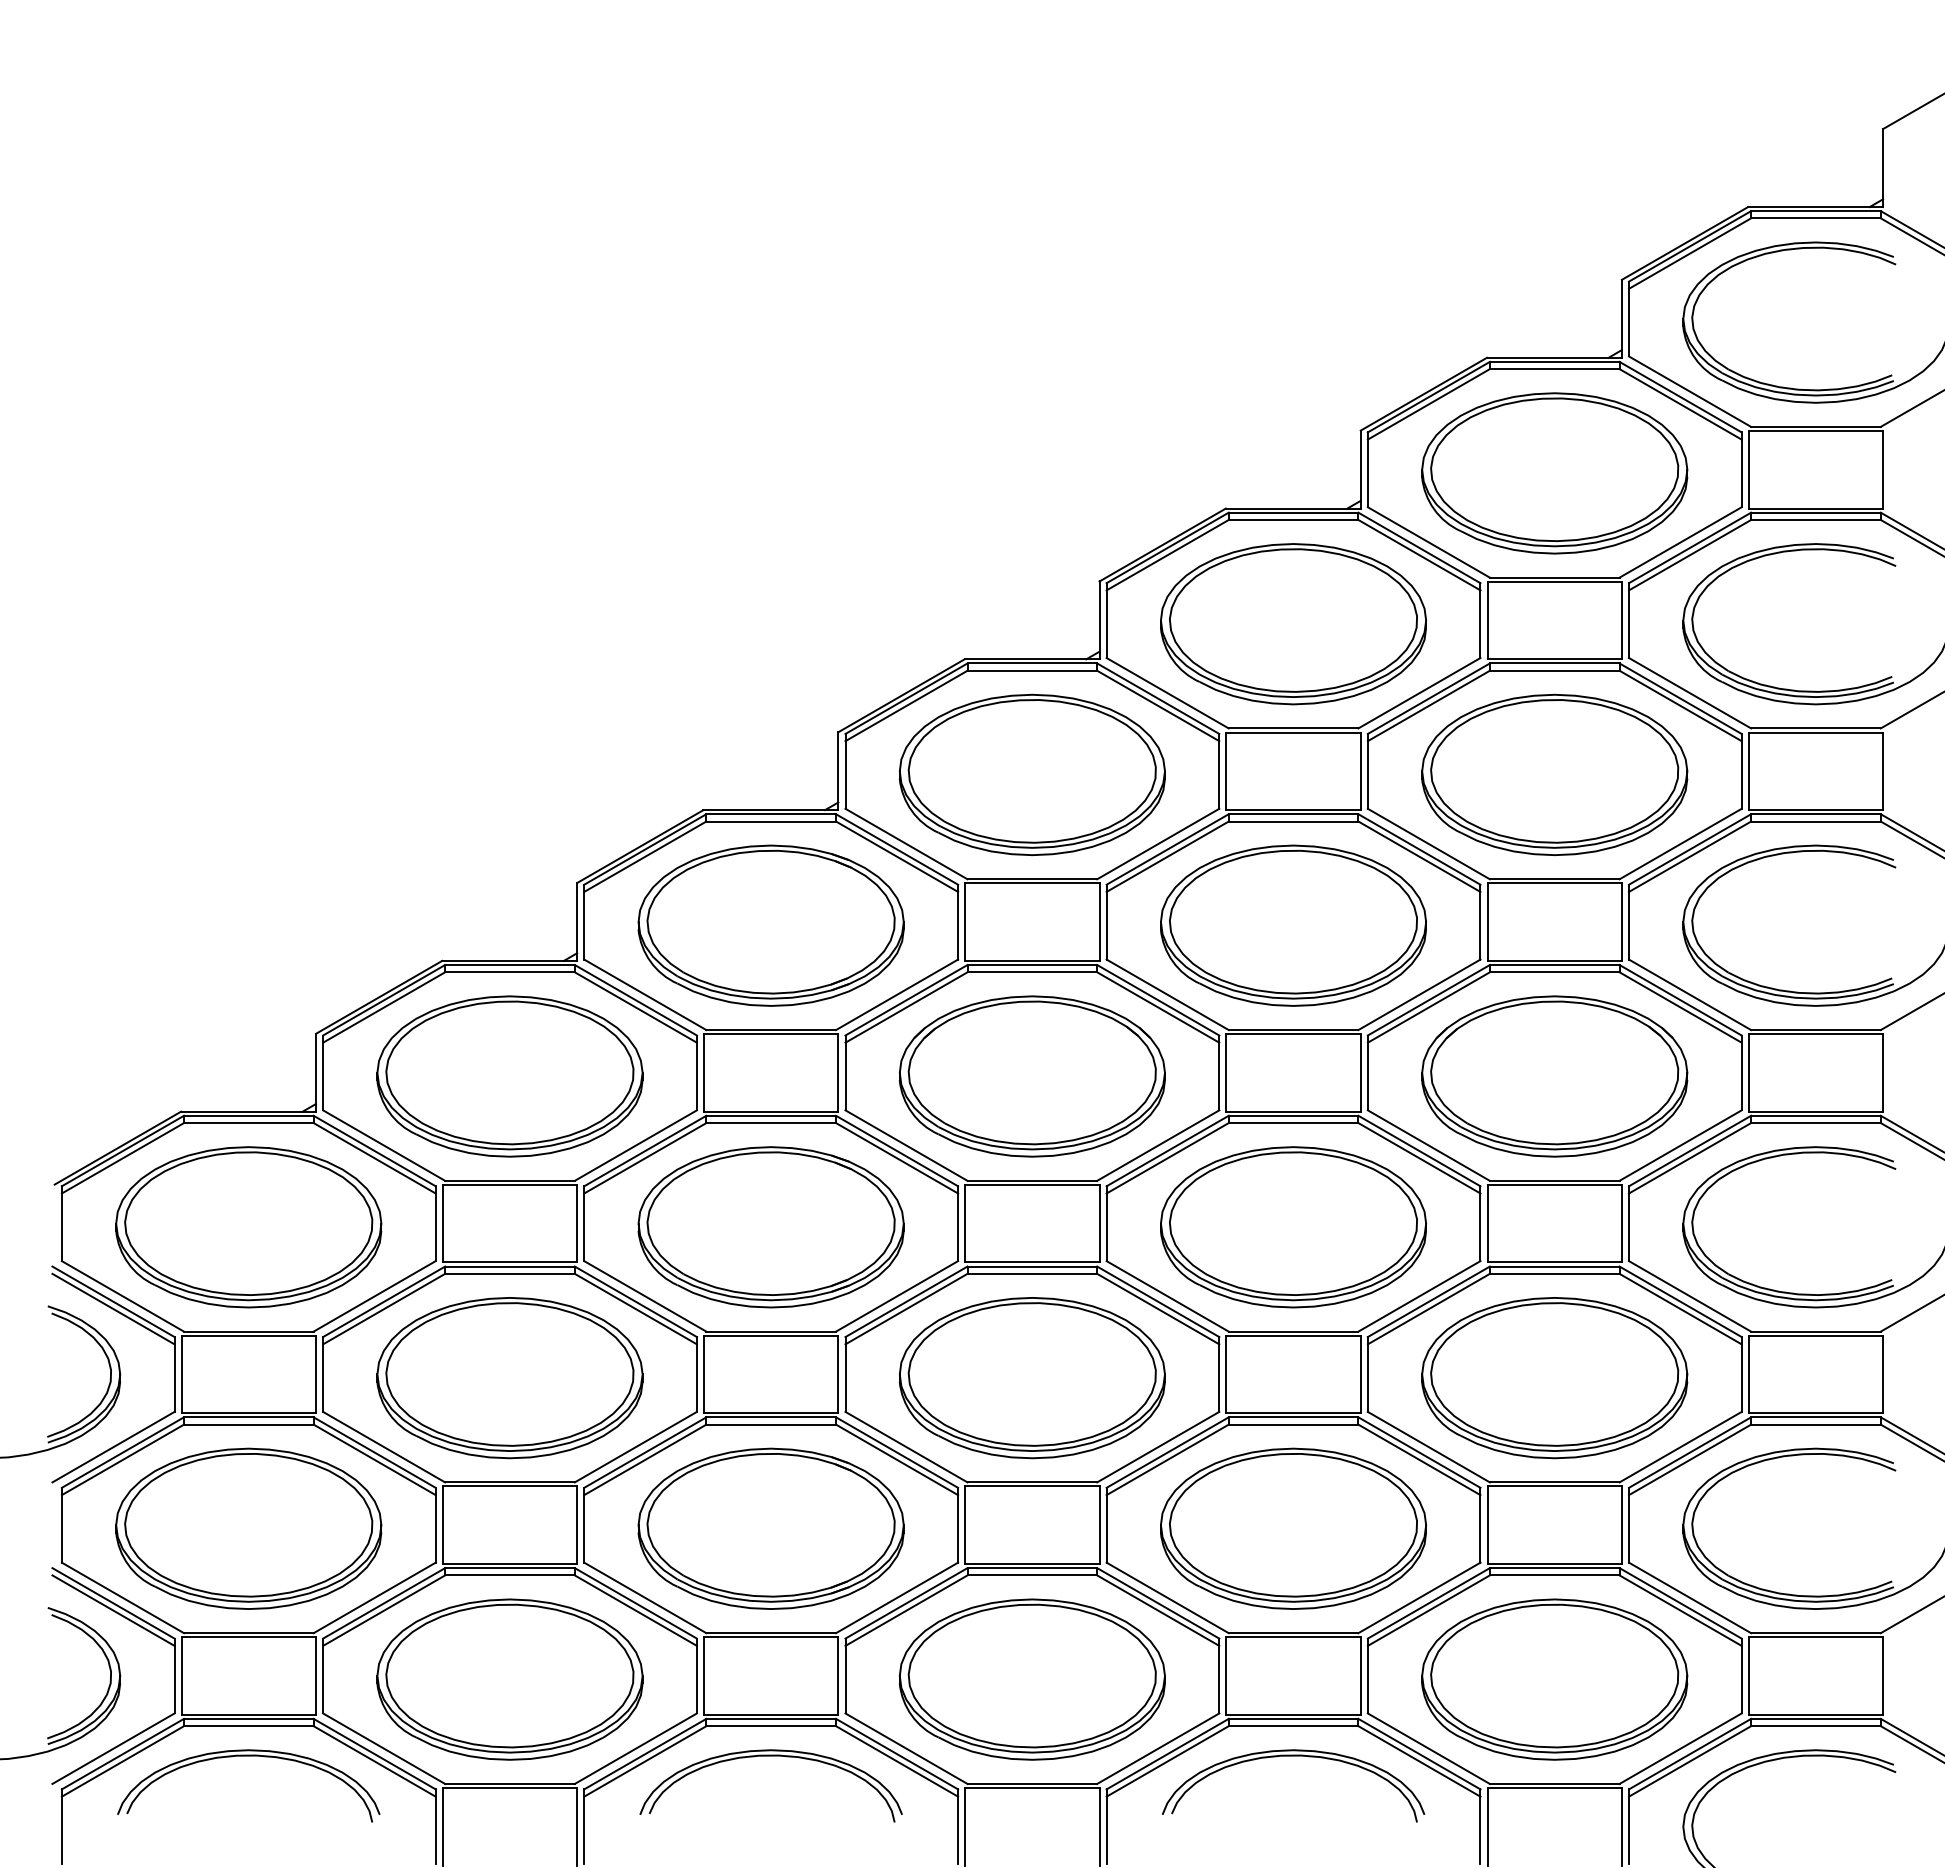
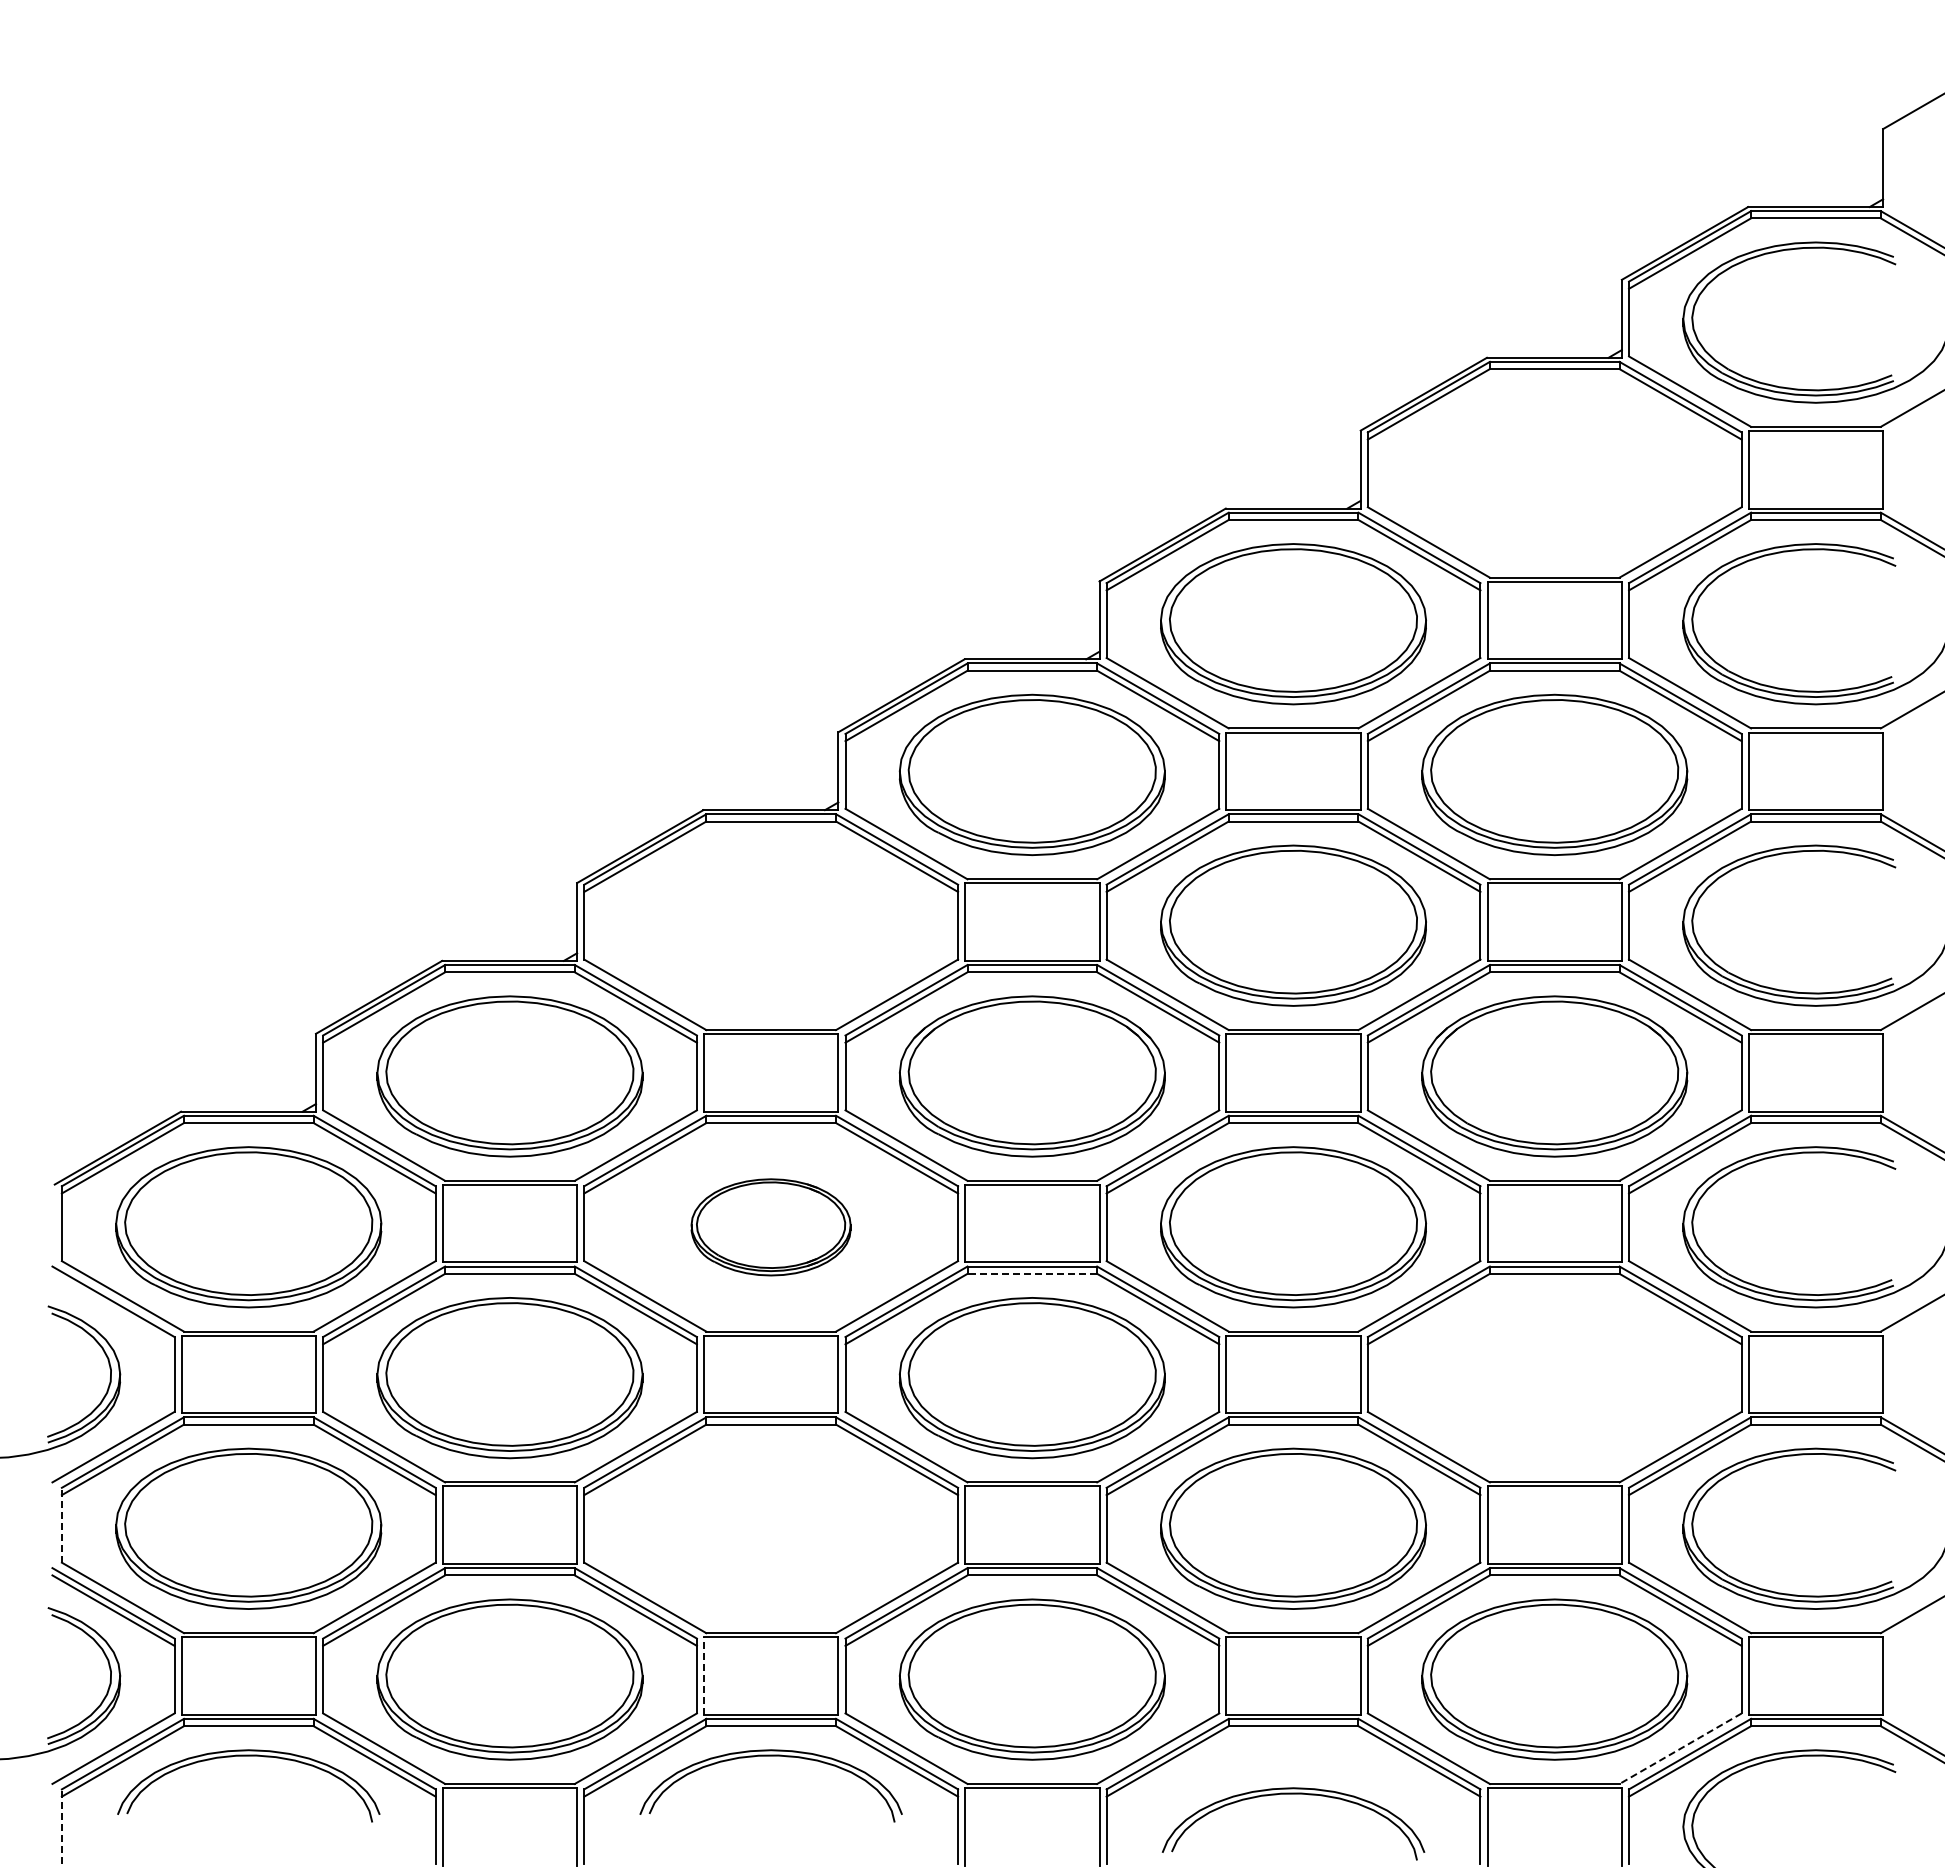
part: present -> none (1554, 473)
part: present -> none (770, 925)
part size: 268x163 px -> 162x99 px (770, 1227)
line: solid -> dashed (1032, 1273)
line: present -> none (113, 1308)
part: present -> none (1554, 1378)
line: solid -> dashed (61, 1524)
part: present -> none (770, 1528)
line: solid -> dashed (704, 1676)
line: solid -> dashed (1680, 1748)
part position: (1293, 1756) -> (1293, 1794) (1293, 1794)
line: solid -> dashed (61, 1826)
